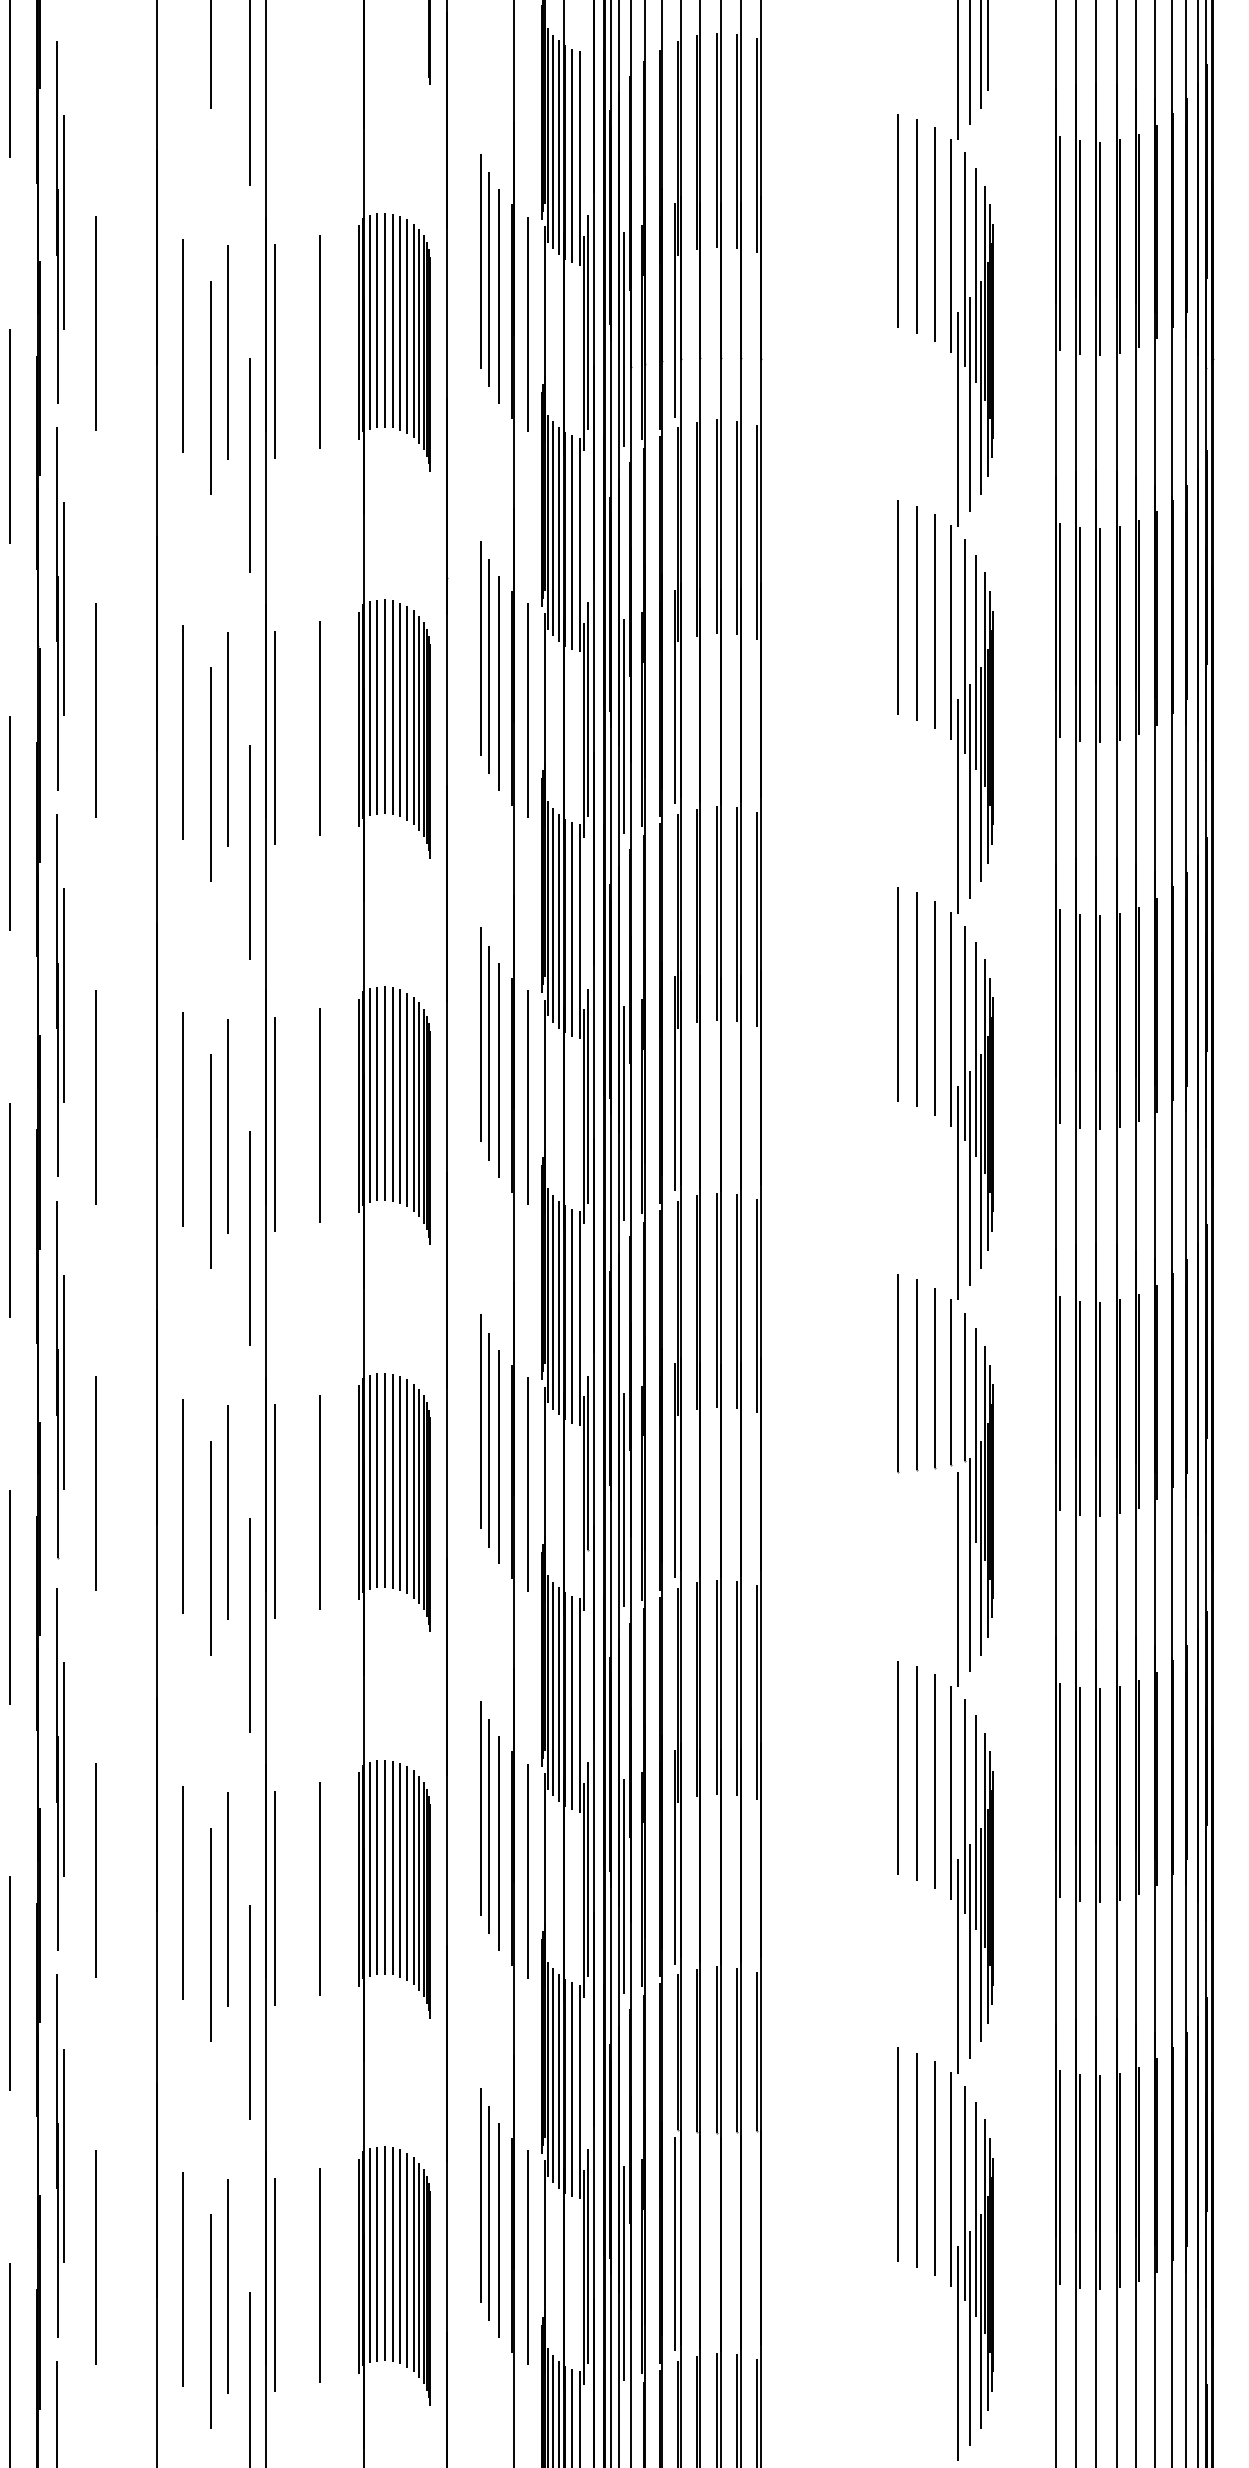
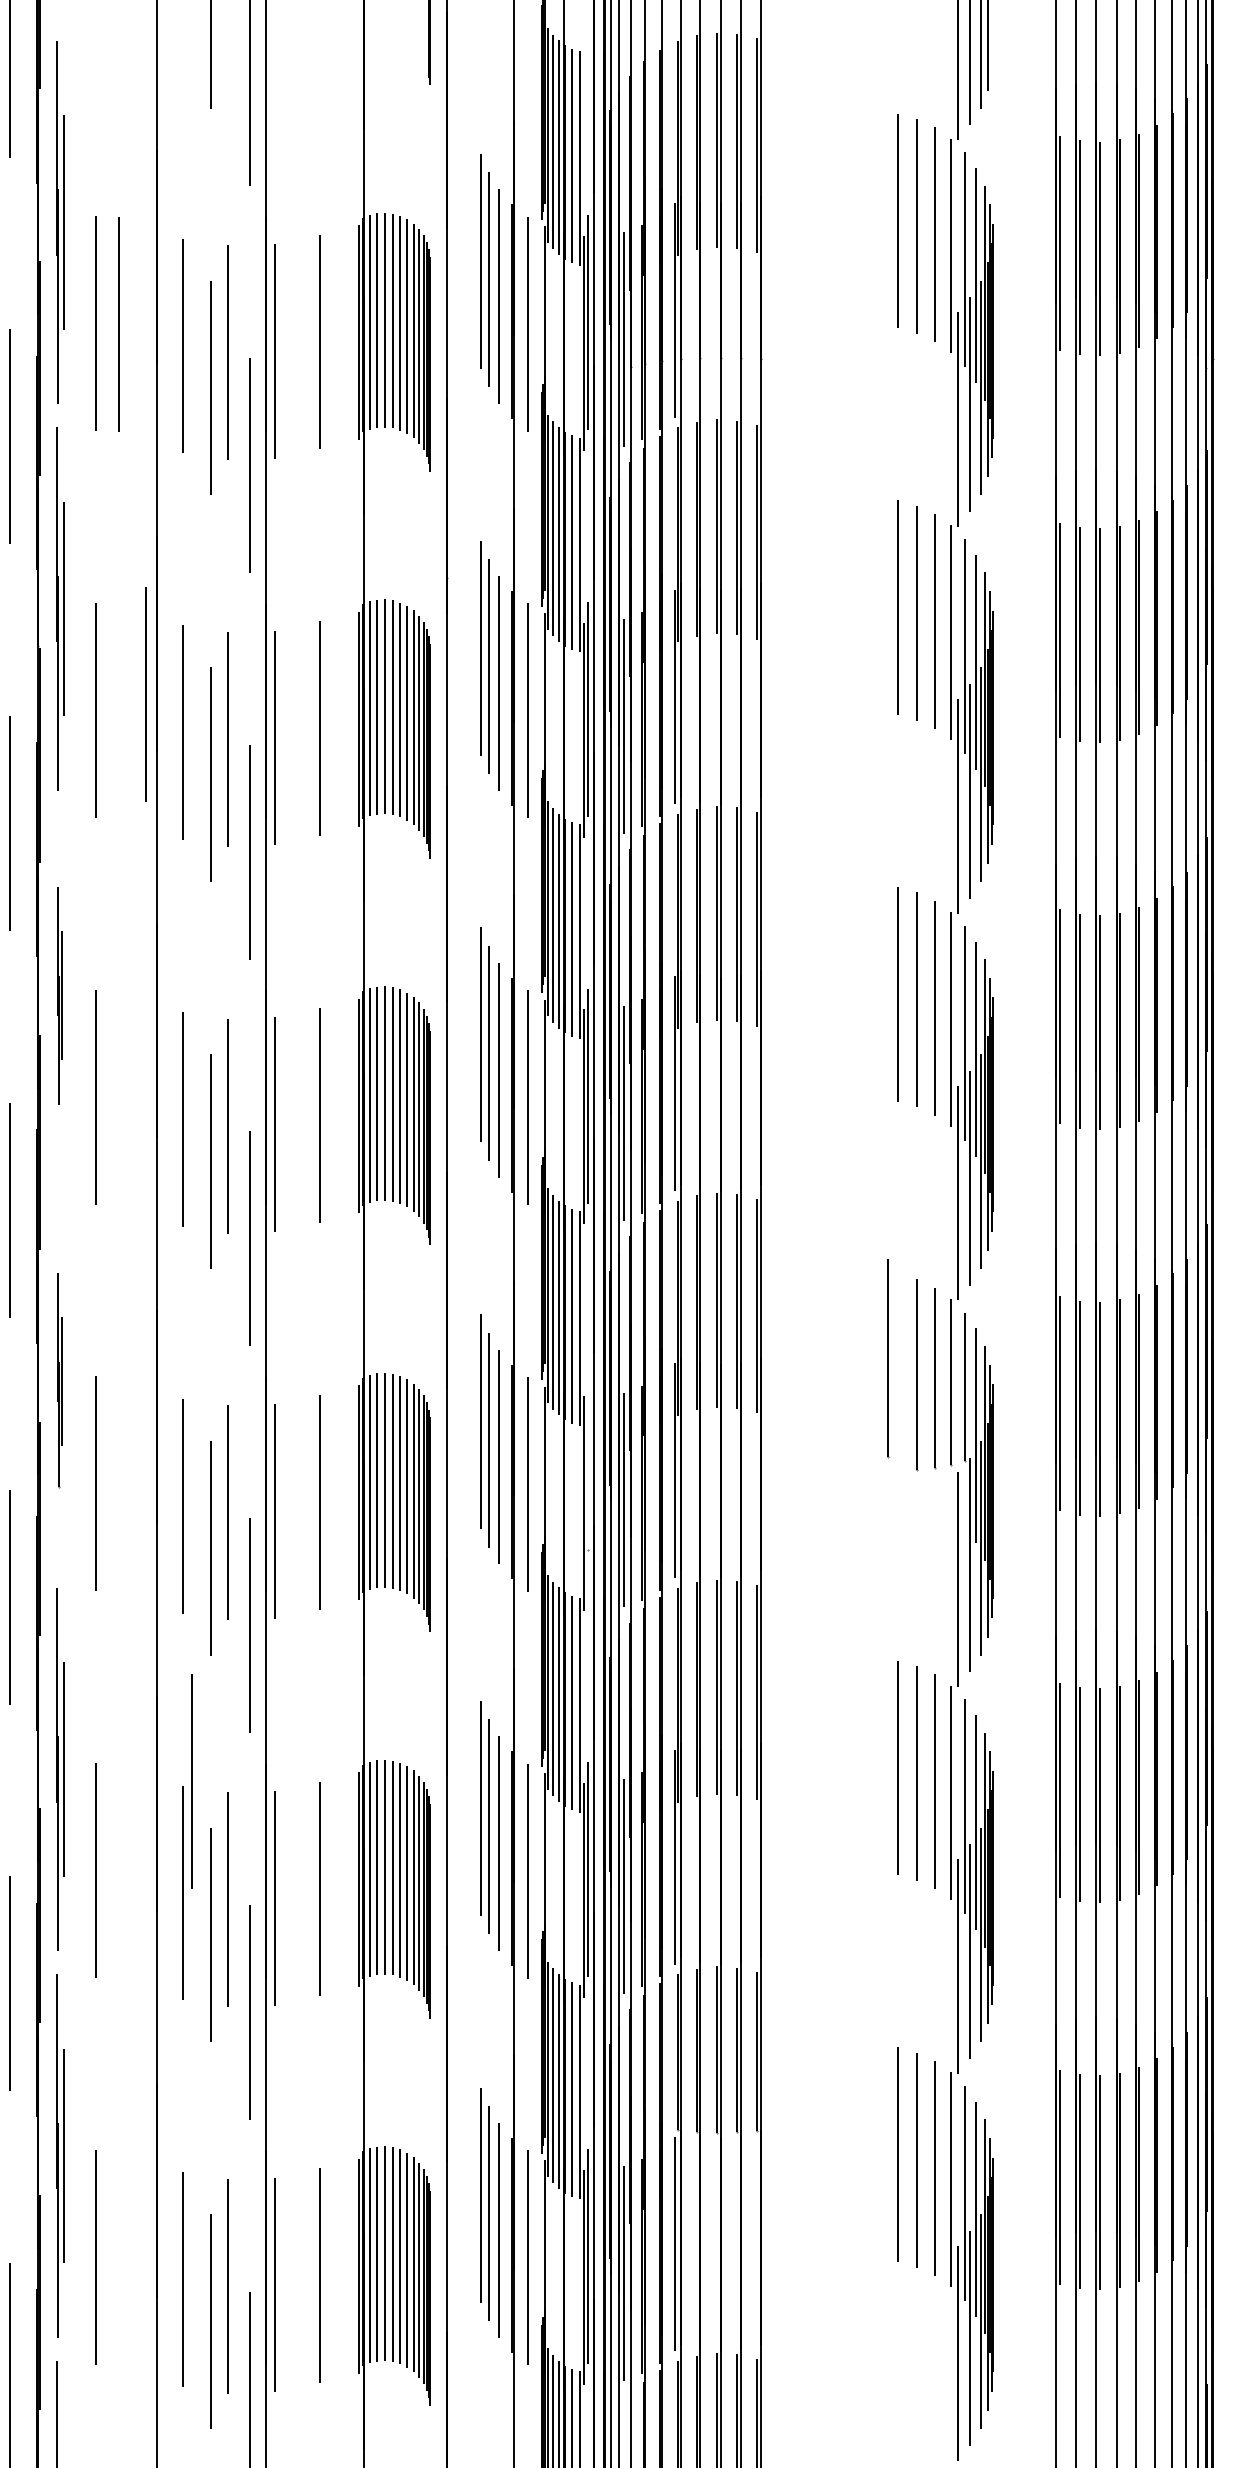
line: none -> present (118, 324)
line: none -> present (145, 694)
part size: 9x363 px -> 6x218 px (59, 995)
line position: (898, 1373) -> (888, 1358) (888, 1358)
part size: 9x359 px -> 6x216 px (59, 1380)
line: present -> none (587, 1462)
line: none -> present (191, 1781)
